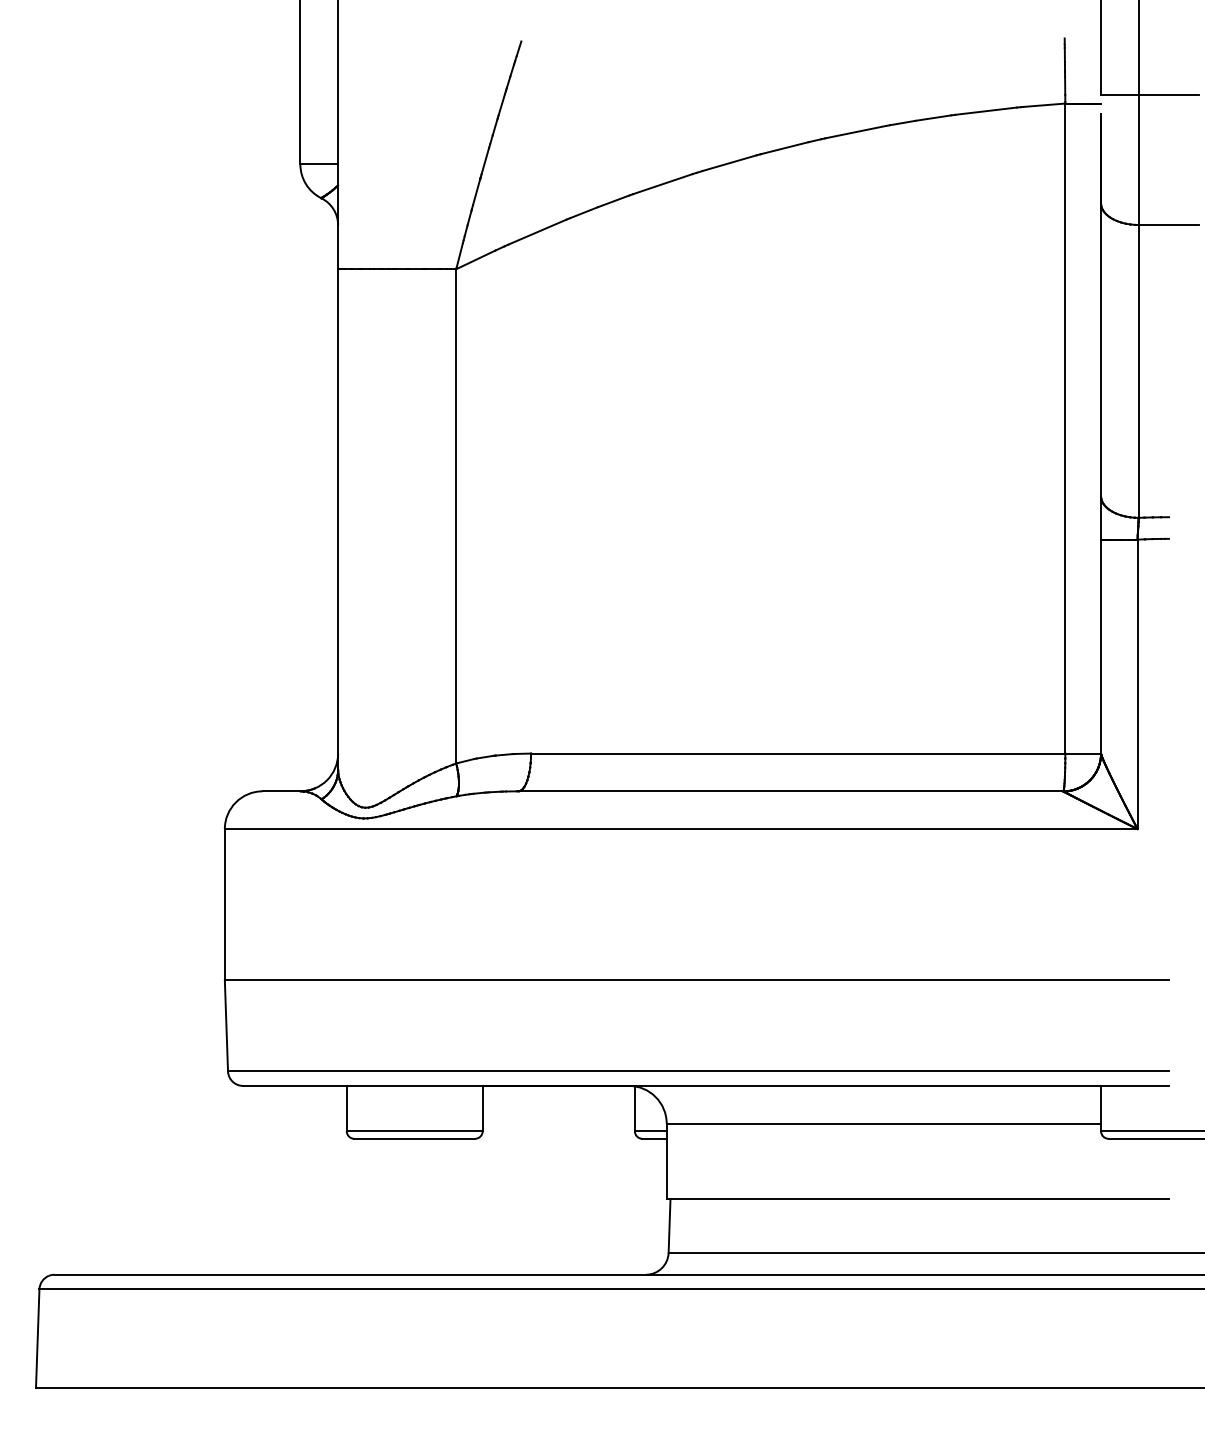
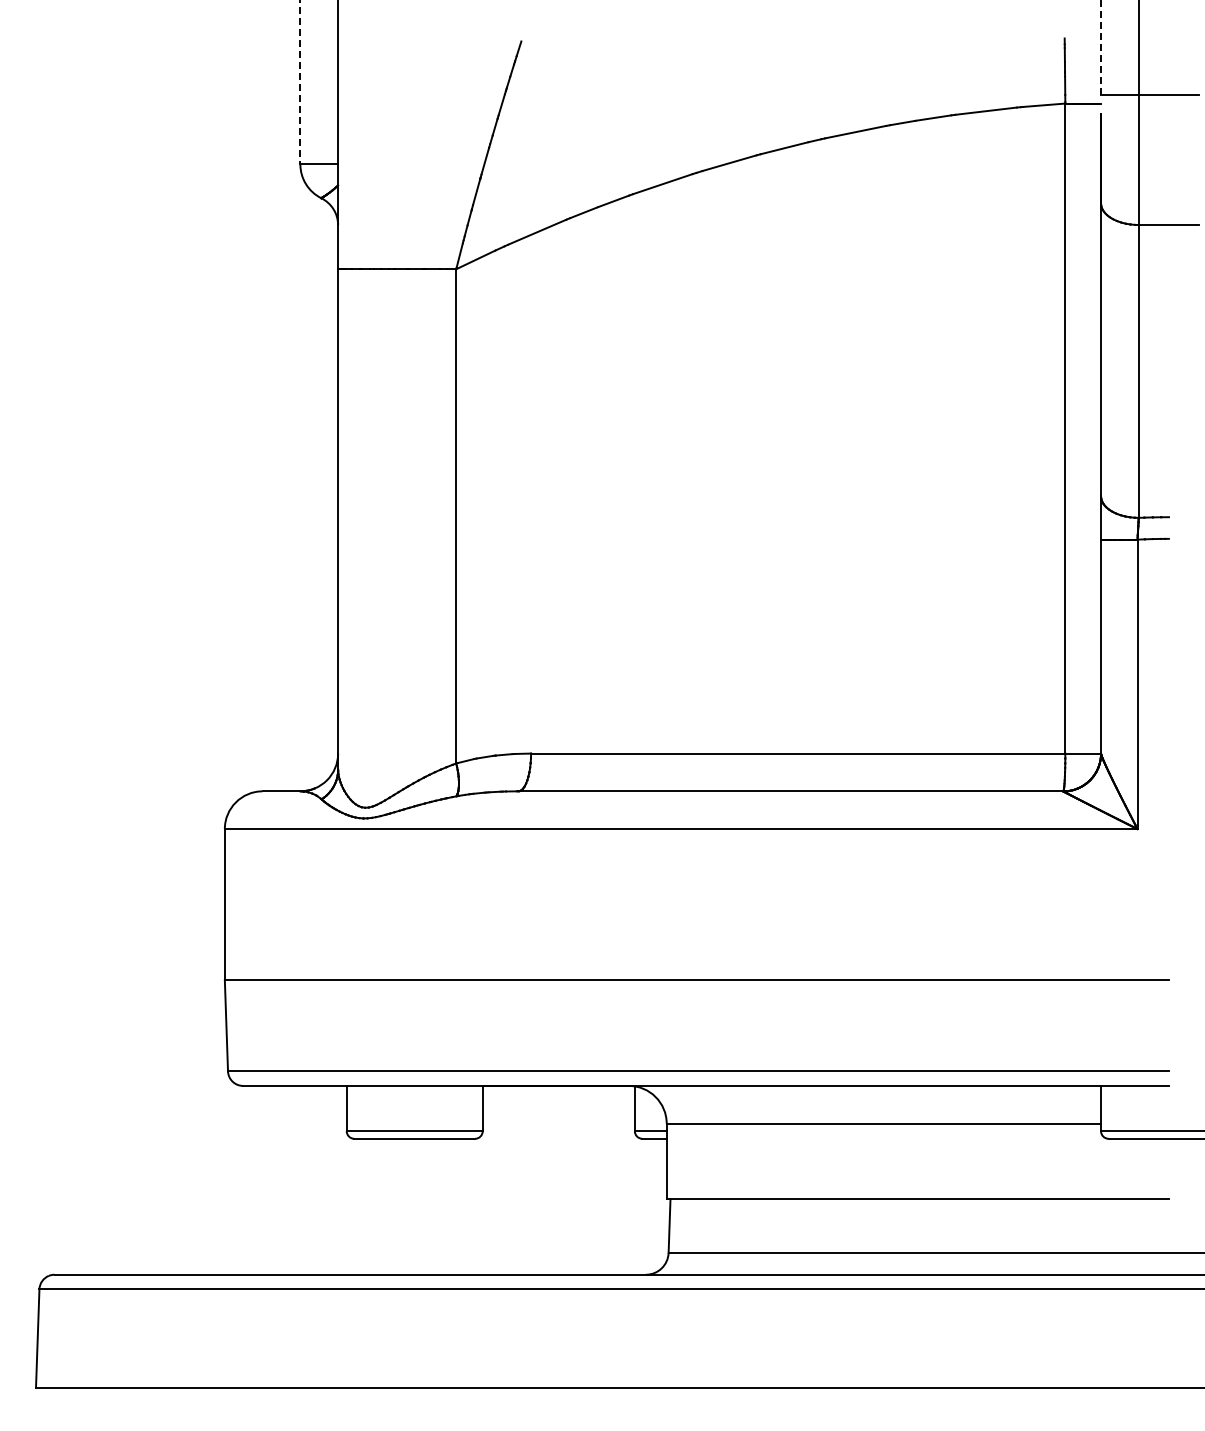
line: solid -> dashed (1101, 47)
line: solid -> dashed (300, 82)
